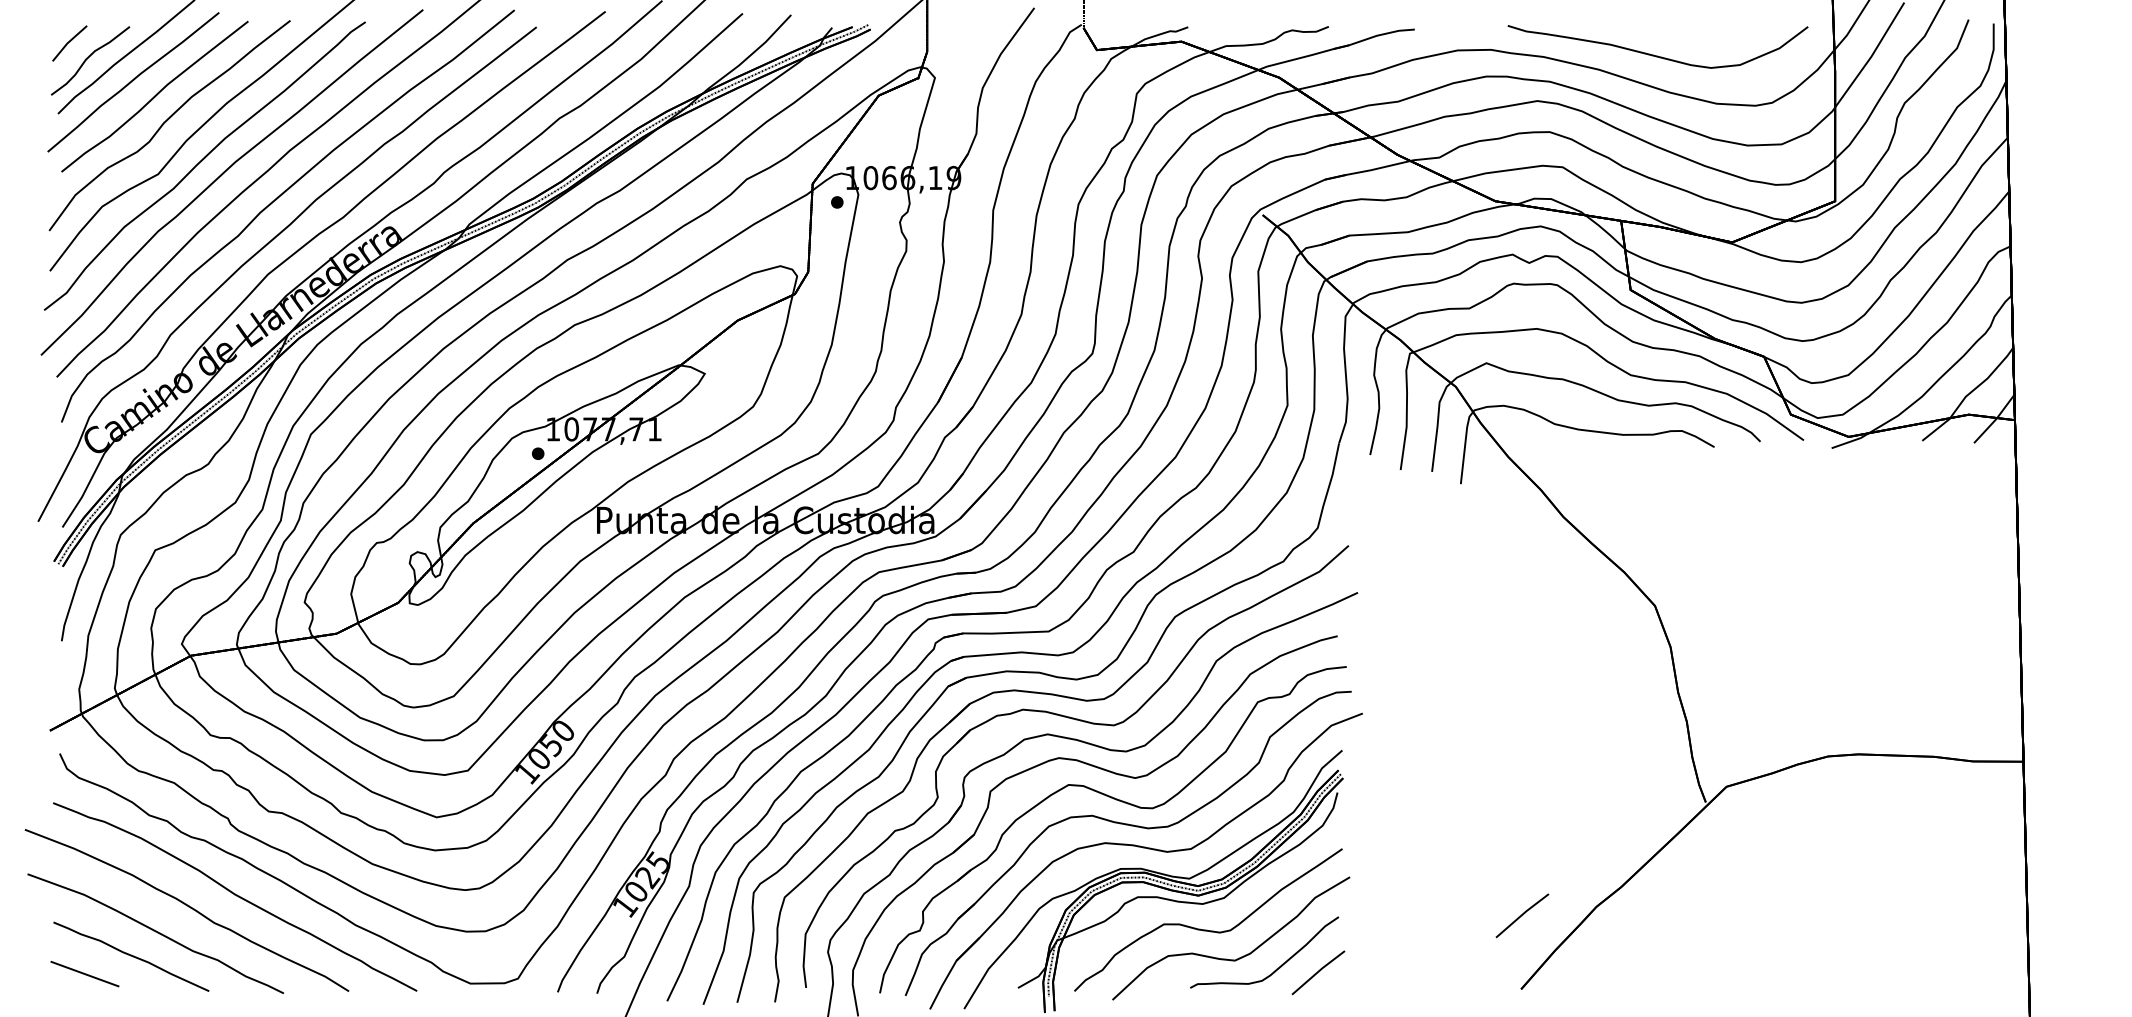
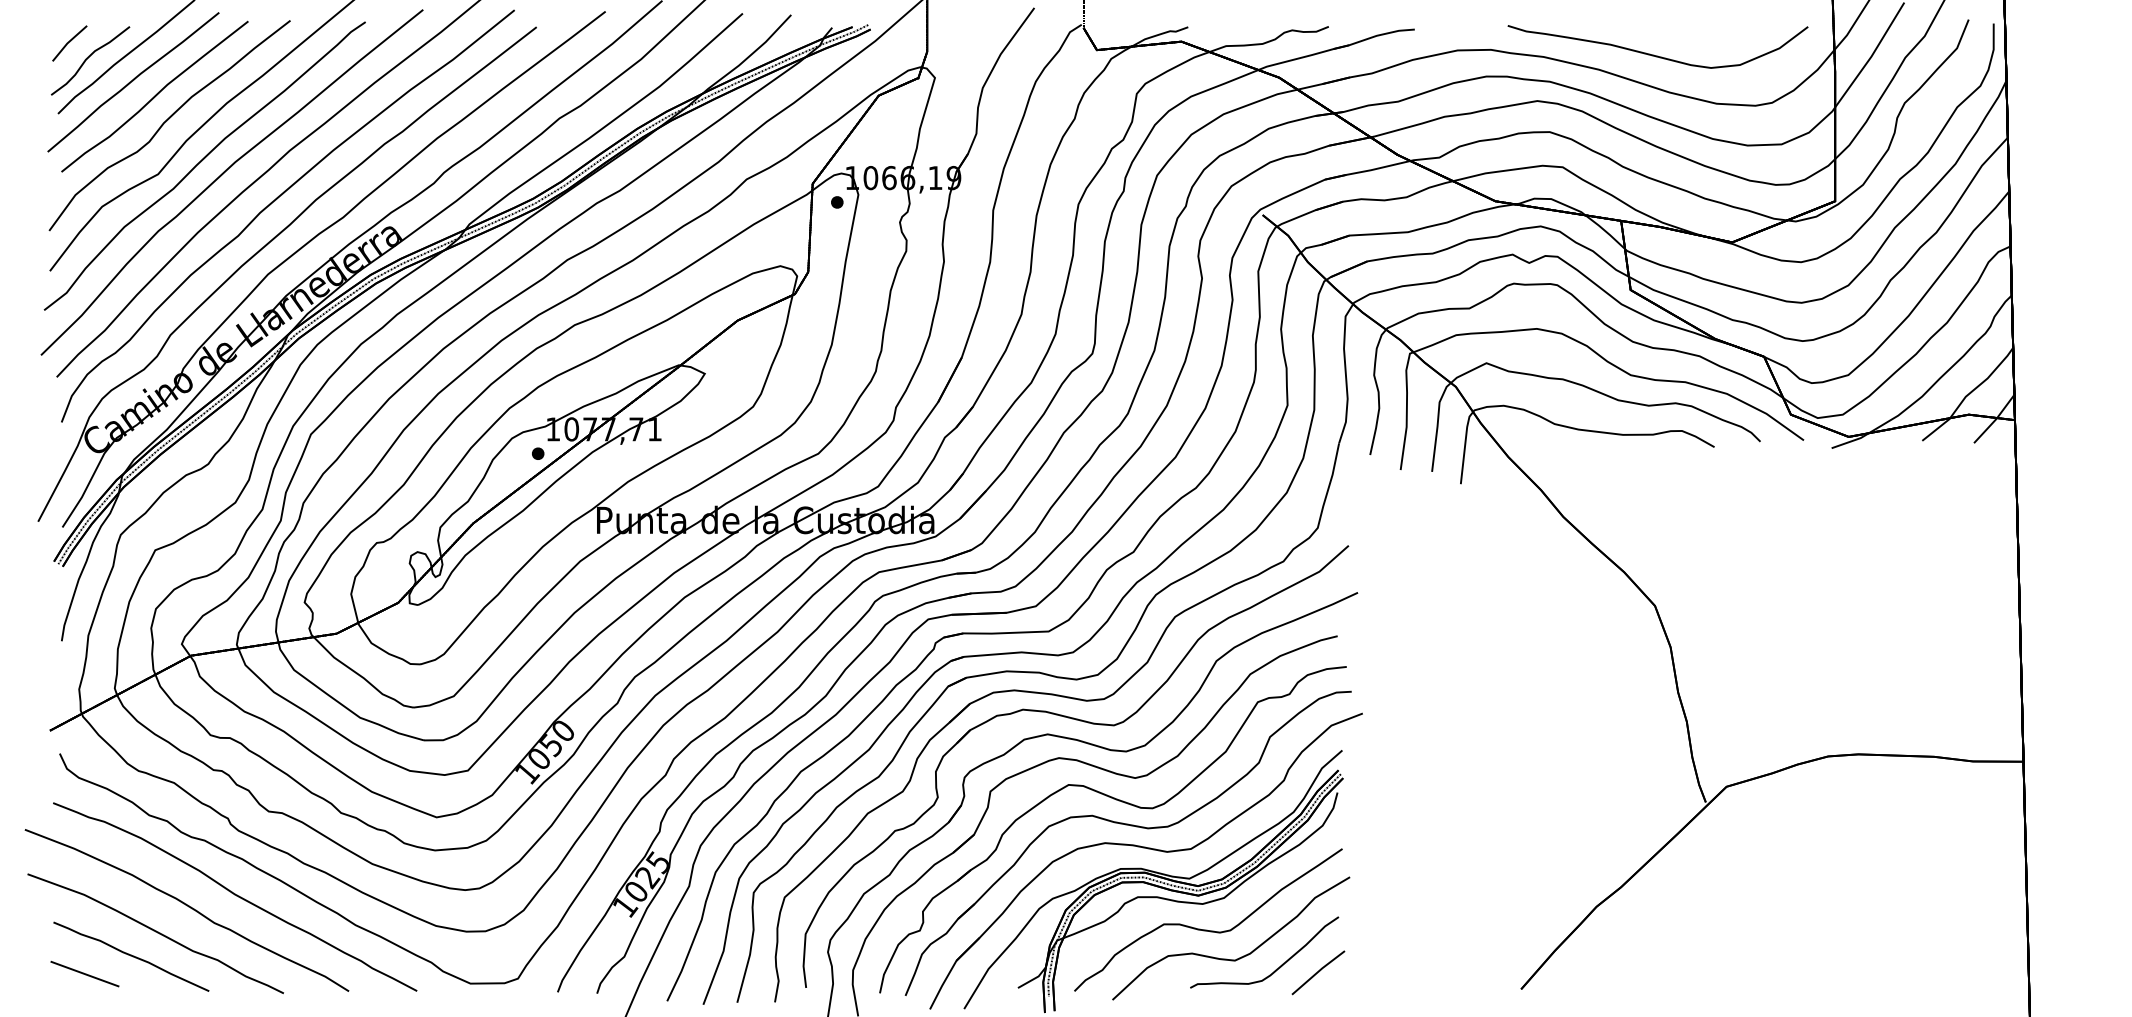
line: present -> none (1522, 915)
